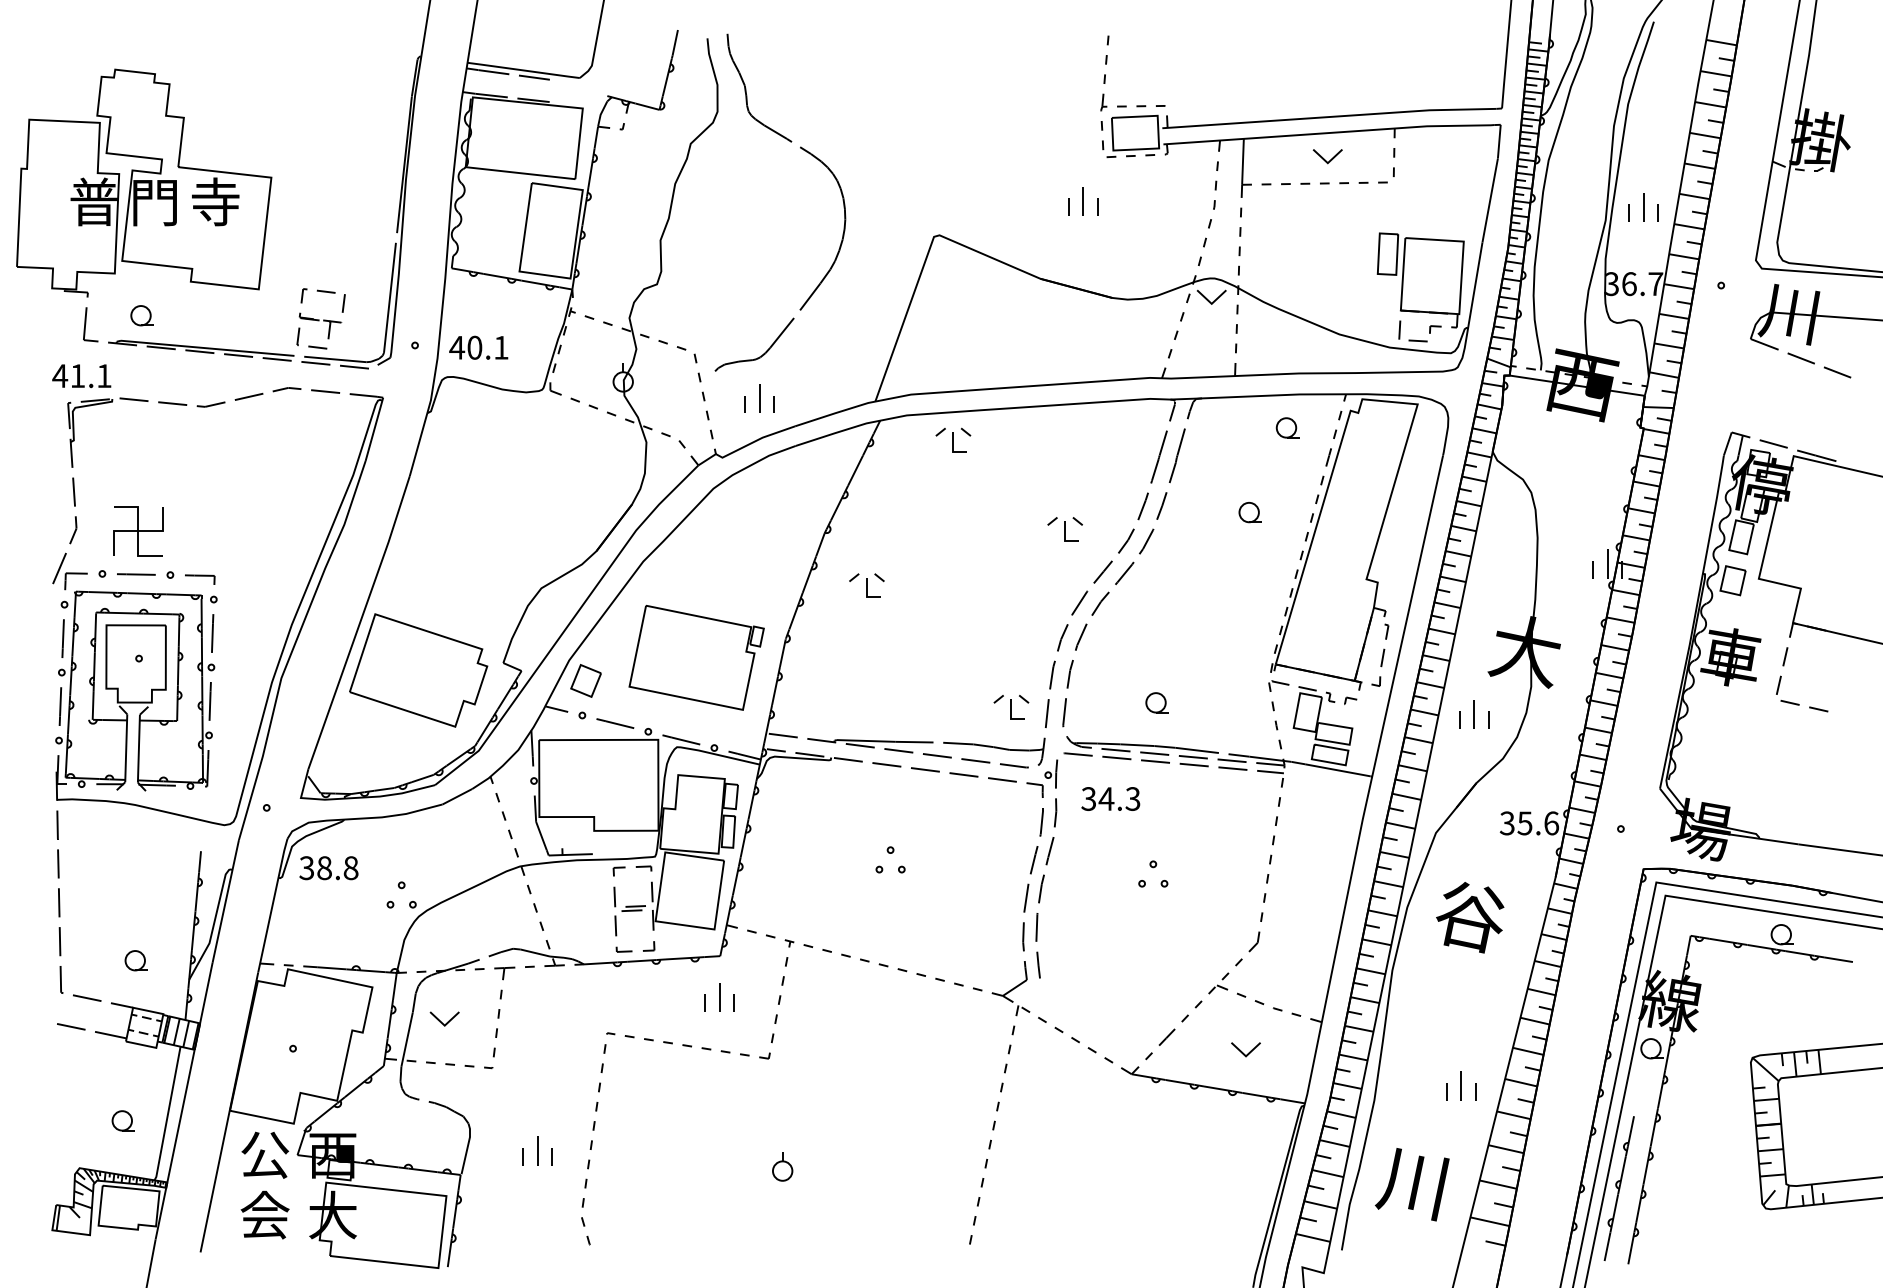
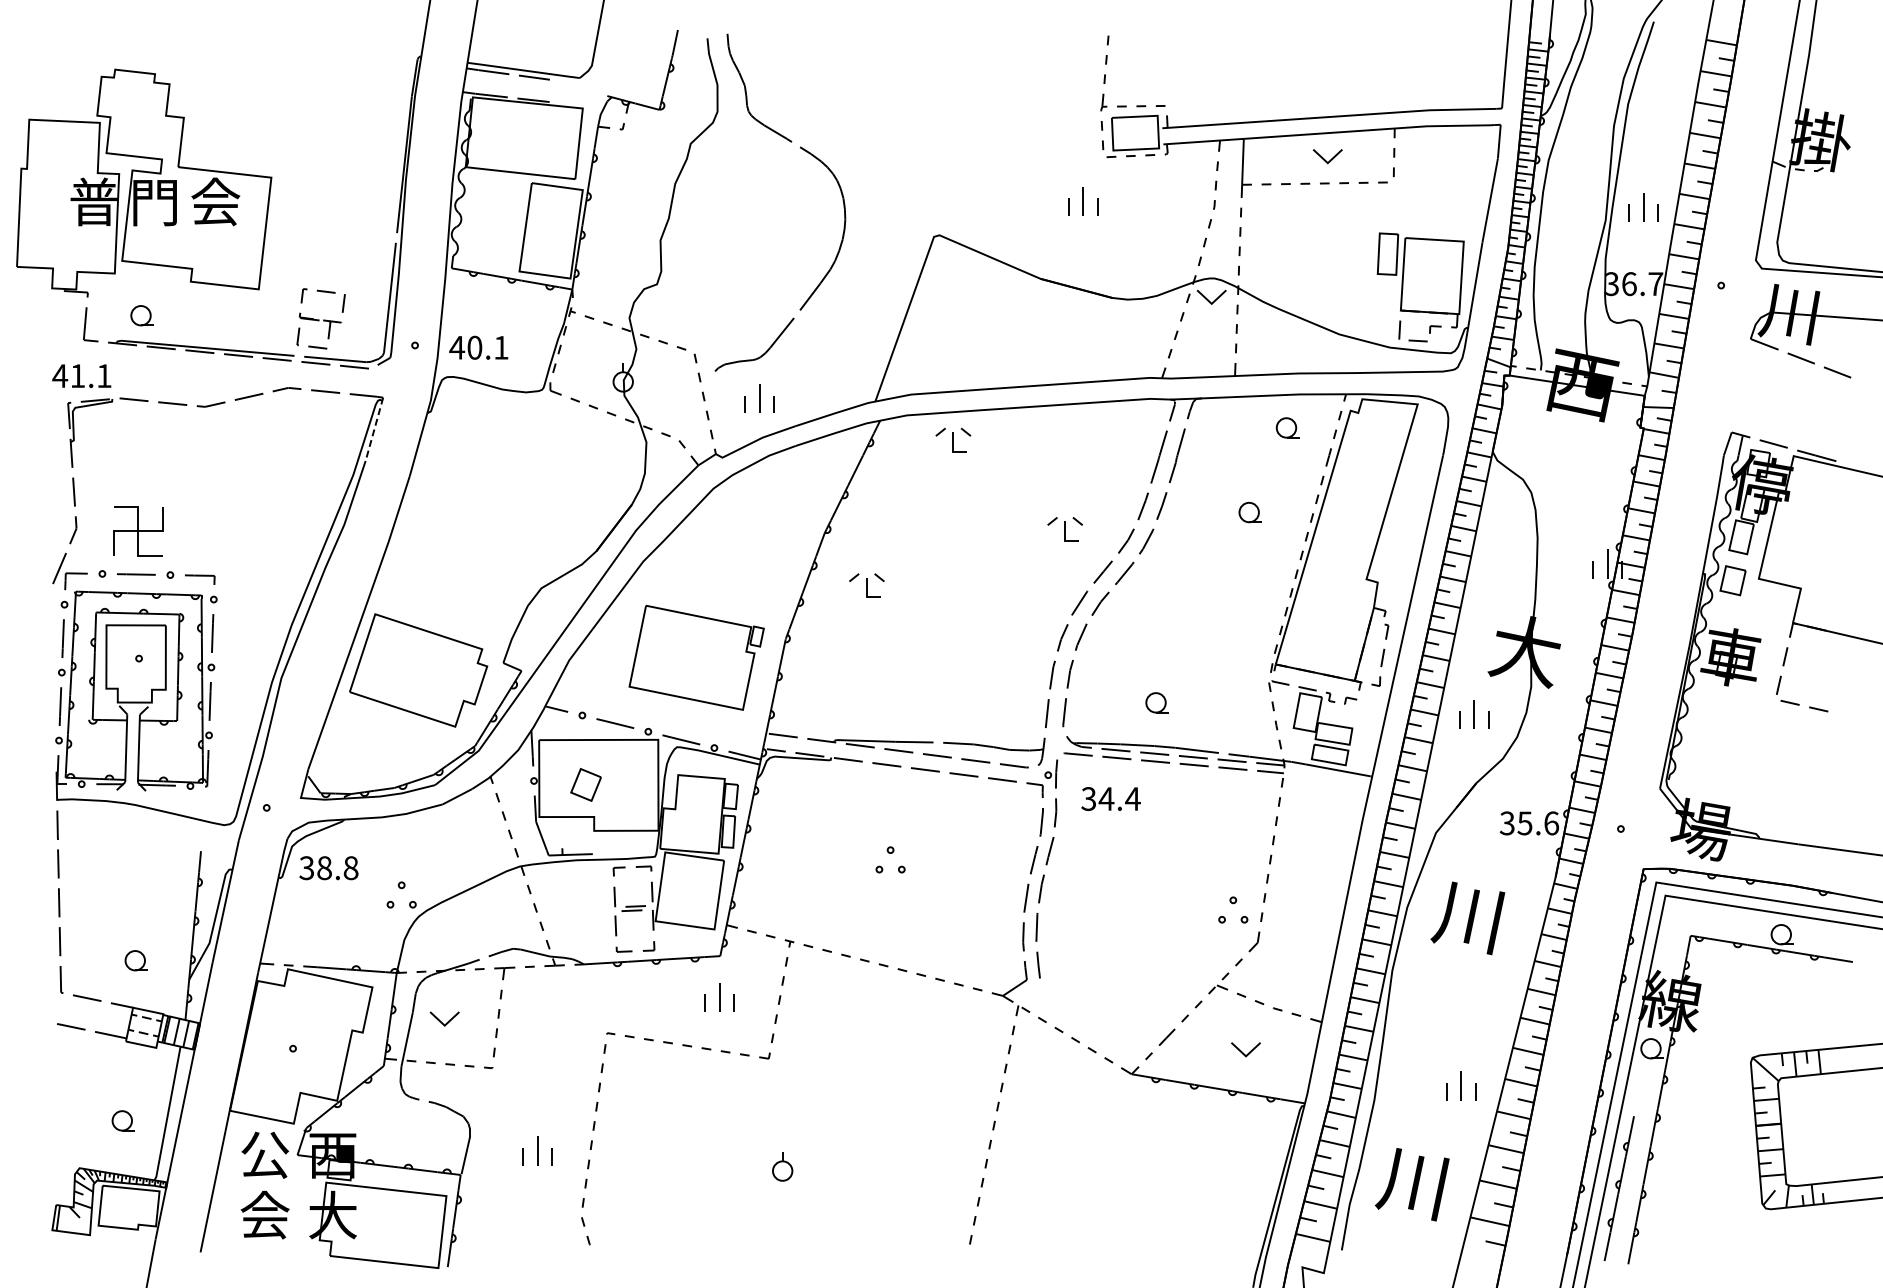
text: 寺 -> 会 (215, 201)
line: solid -> dashed (374, 429)
part position: (585, 680) -> (585, 784) (585, 784)
part: present -> none (1011, 707)
text: 34.3 -> 34.4 (1132, 798)
part position: (1153, 873) -> (1233, 909) (1233, 909)
text: 谷 -> 川 (1467, 918)
